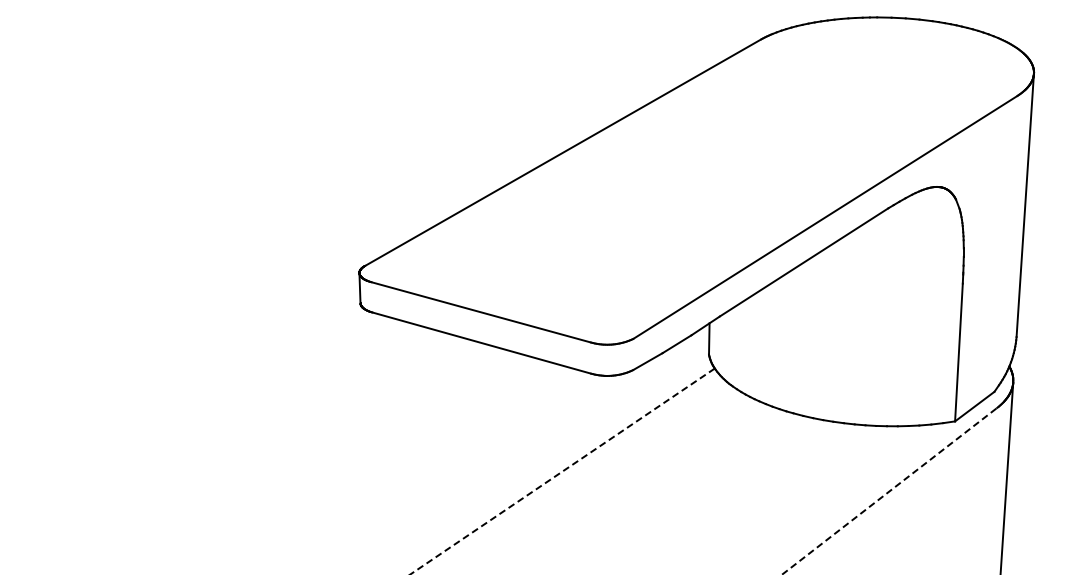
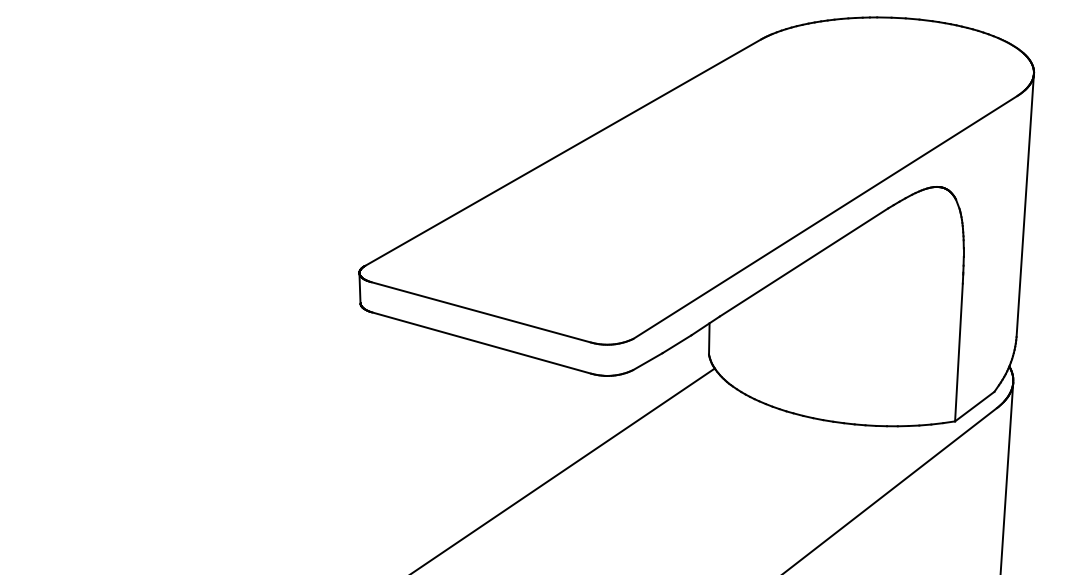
line: dashed -> solid (562, 471)
line: dashed -> solid (889, 491)
